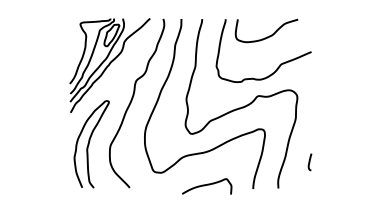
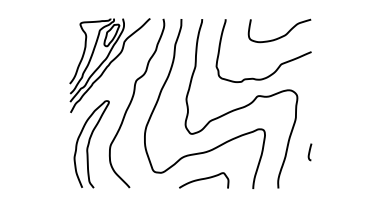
curve position: (269, 35) -> (282, 35) (282, 35)
curve position: (309, 162) -> (309, 152) (309, 152)
curve position: (207, 185) -> (204, 179) (204, 179)
